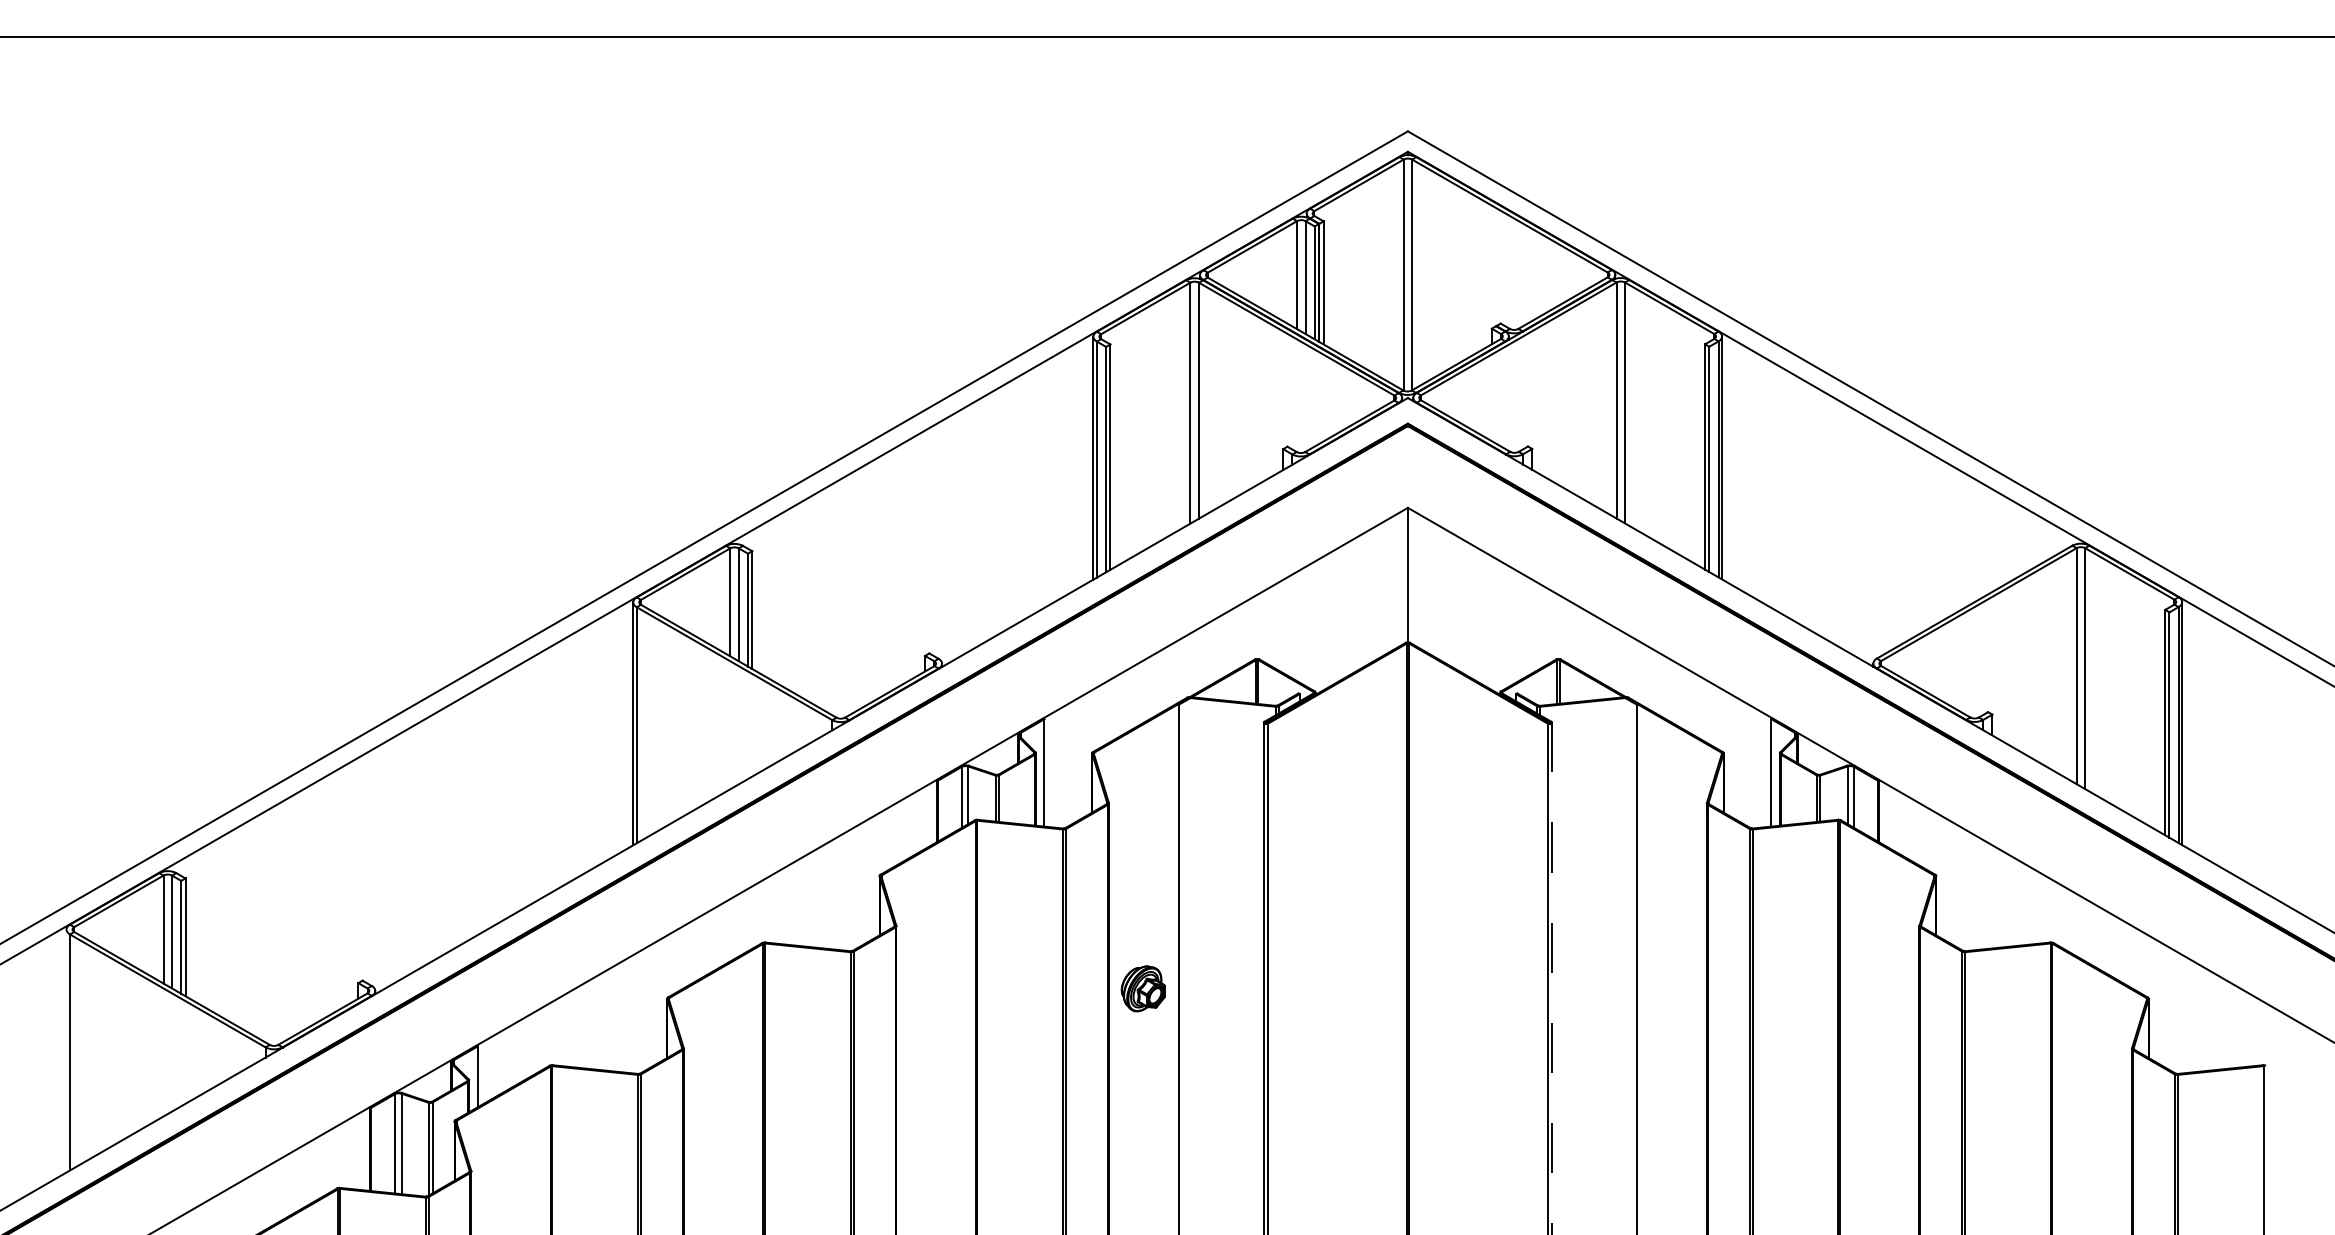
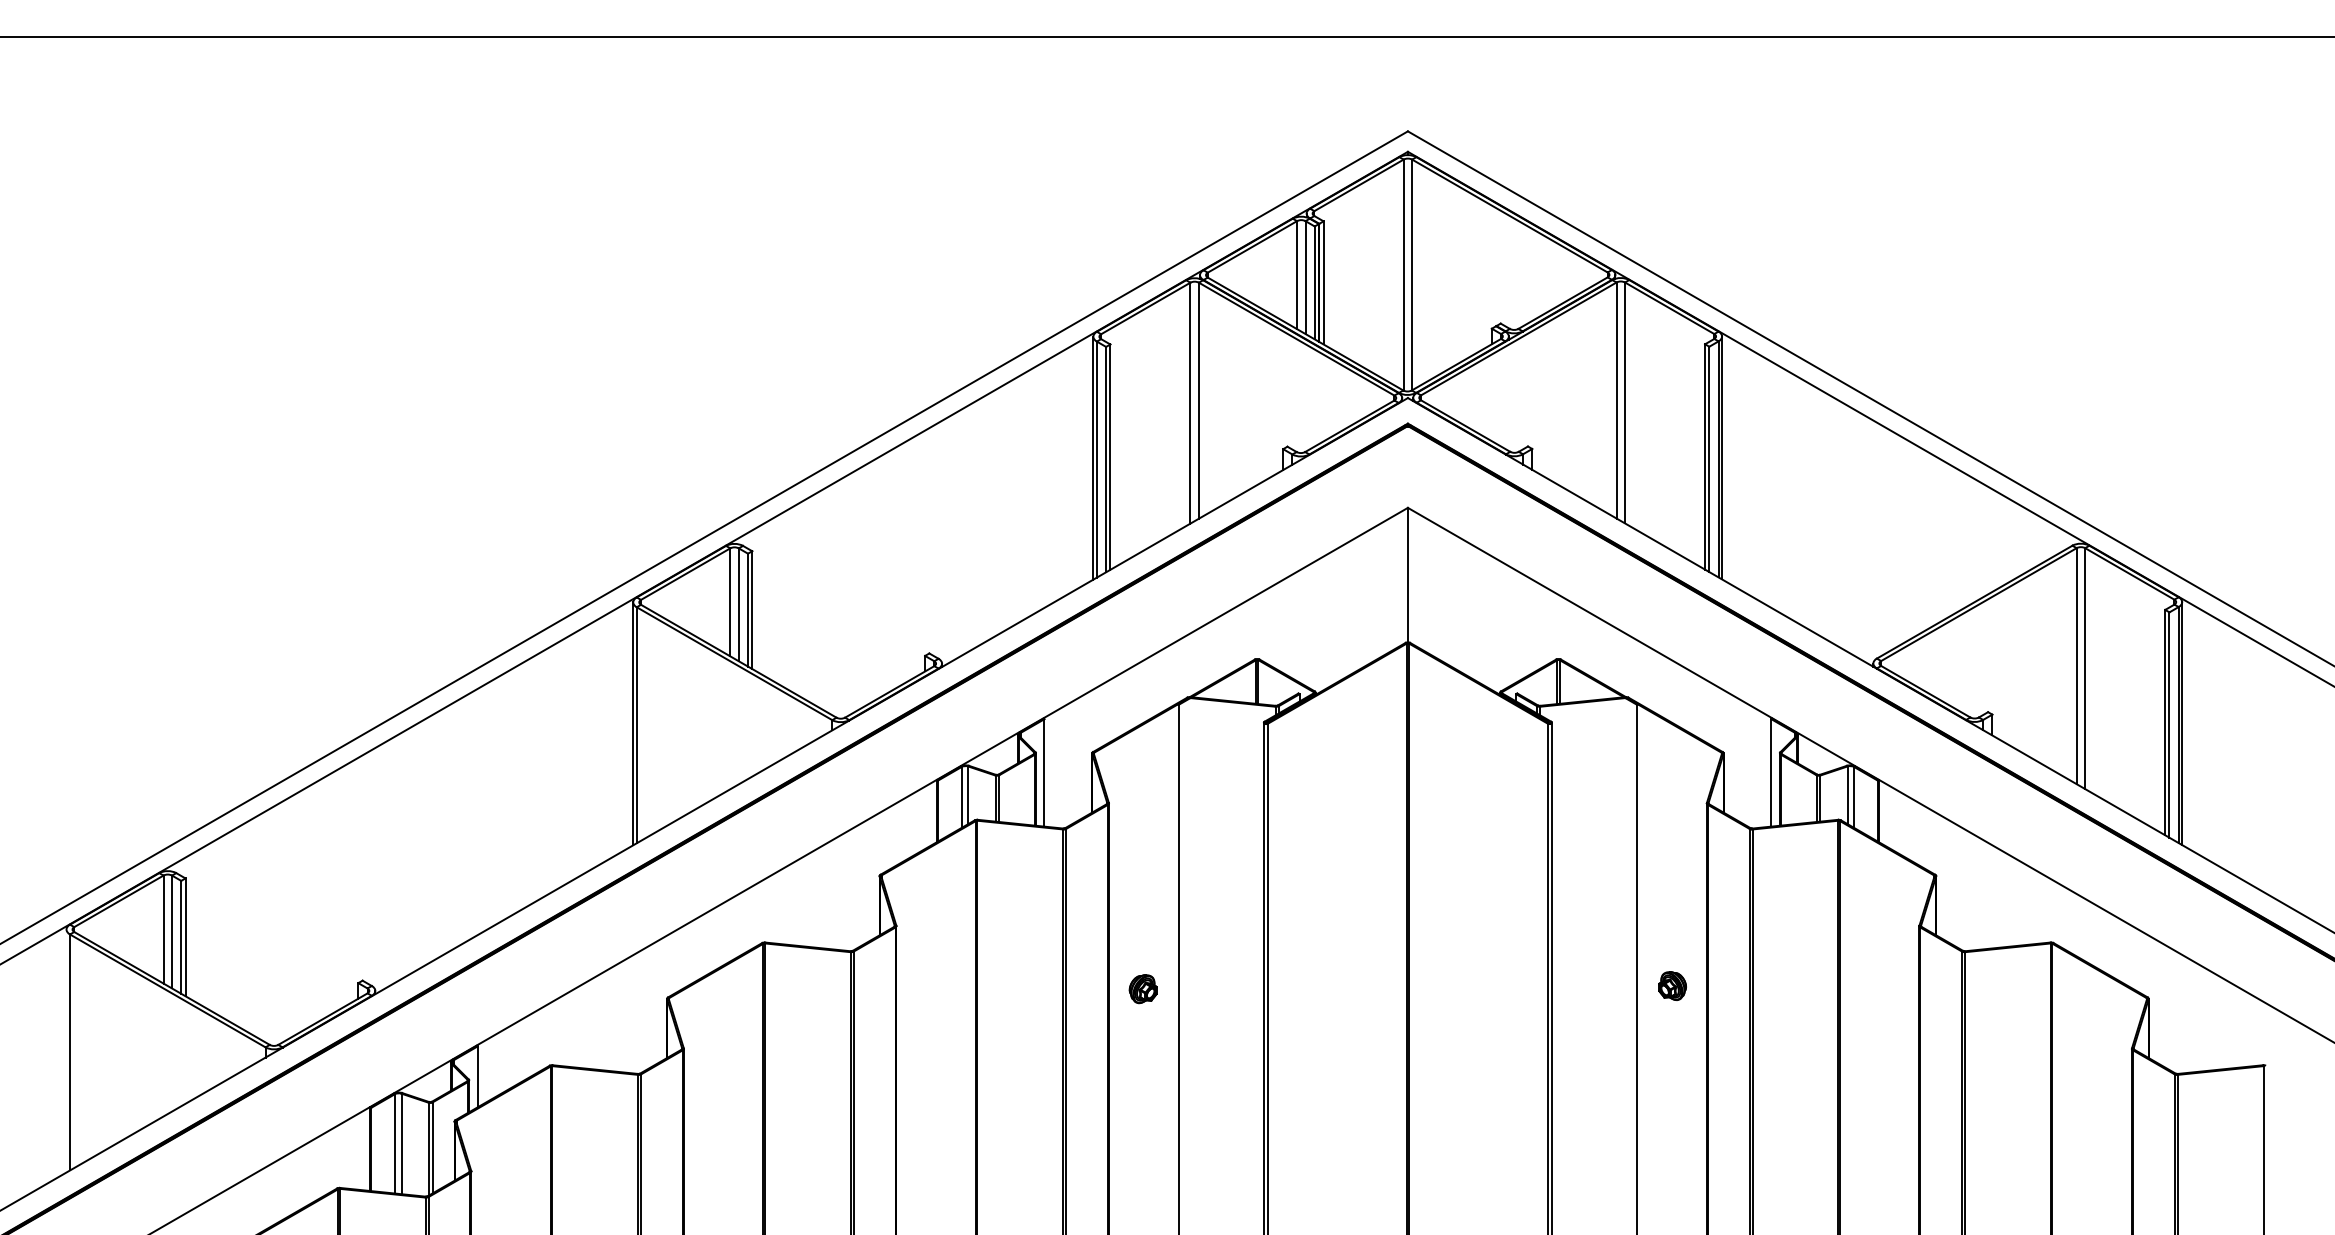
line: dashed -> solid (1552, 978)
part: none -> present (1672, 985)
part size: 46x48 px -> 30x31 px (1142, 989)
